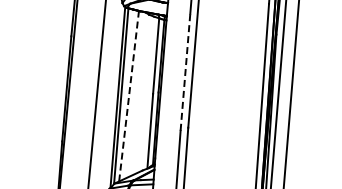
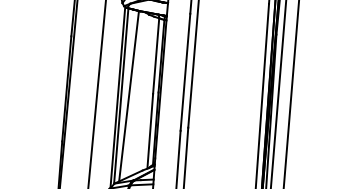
line: dashed -> solid (185, 72)
line: dashed -> solid (129, 96)
